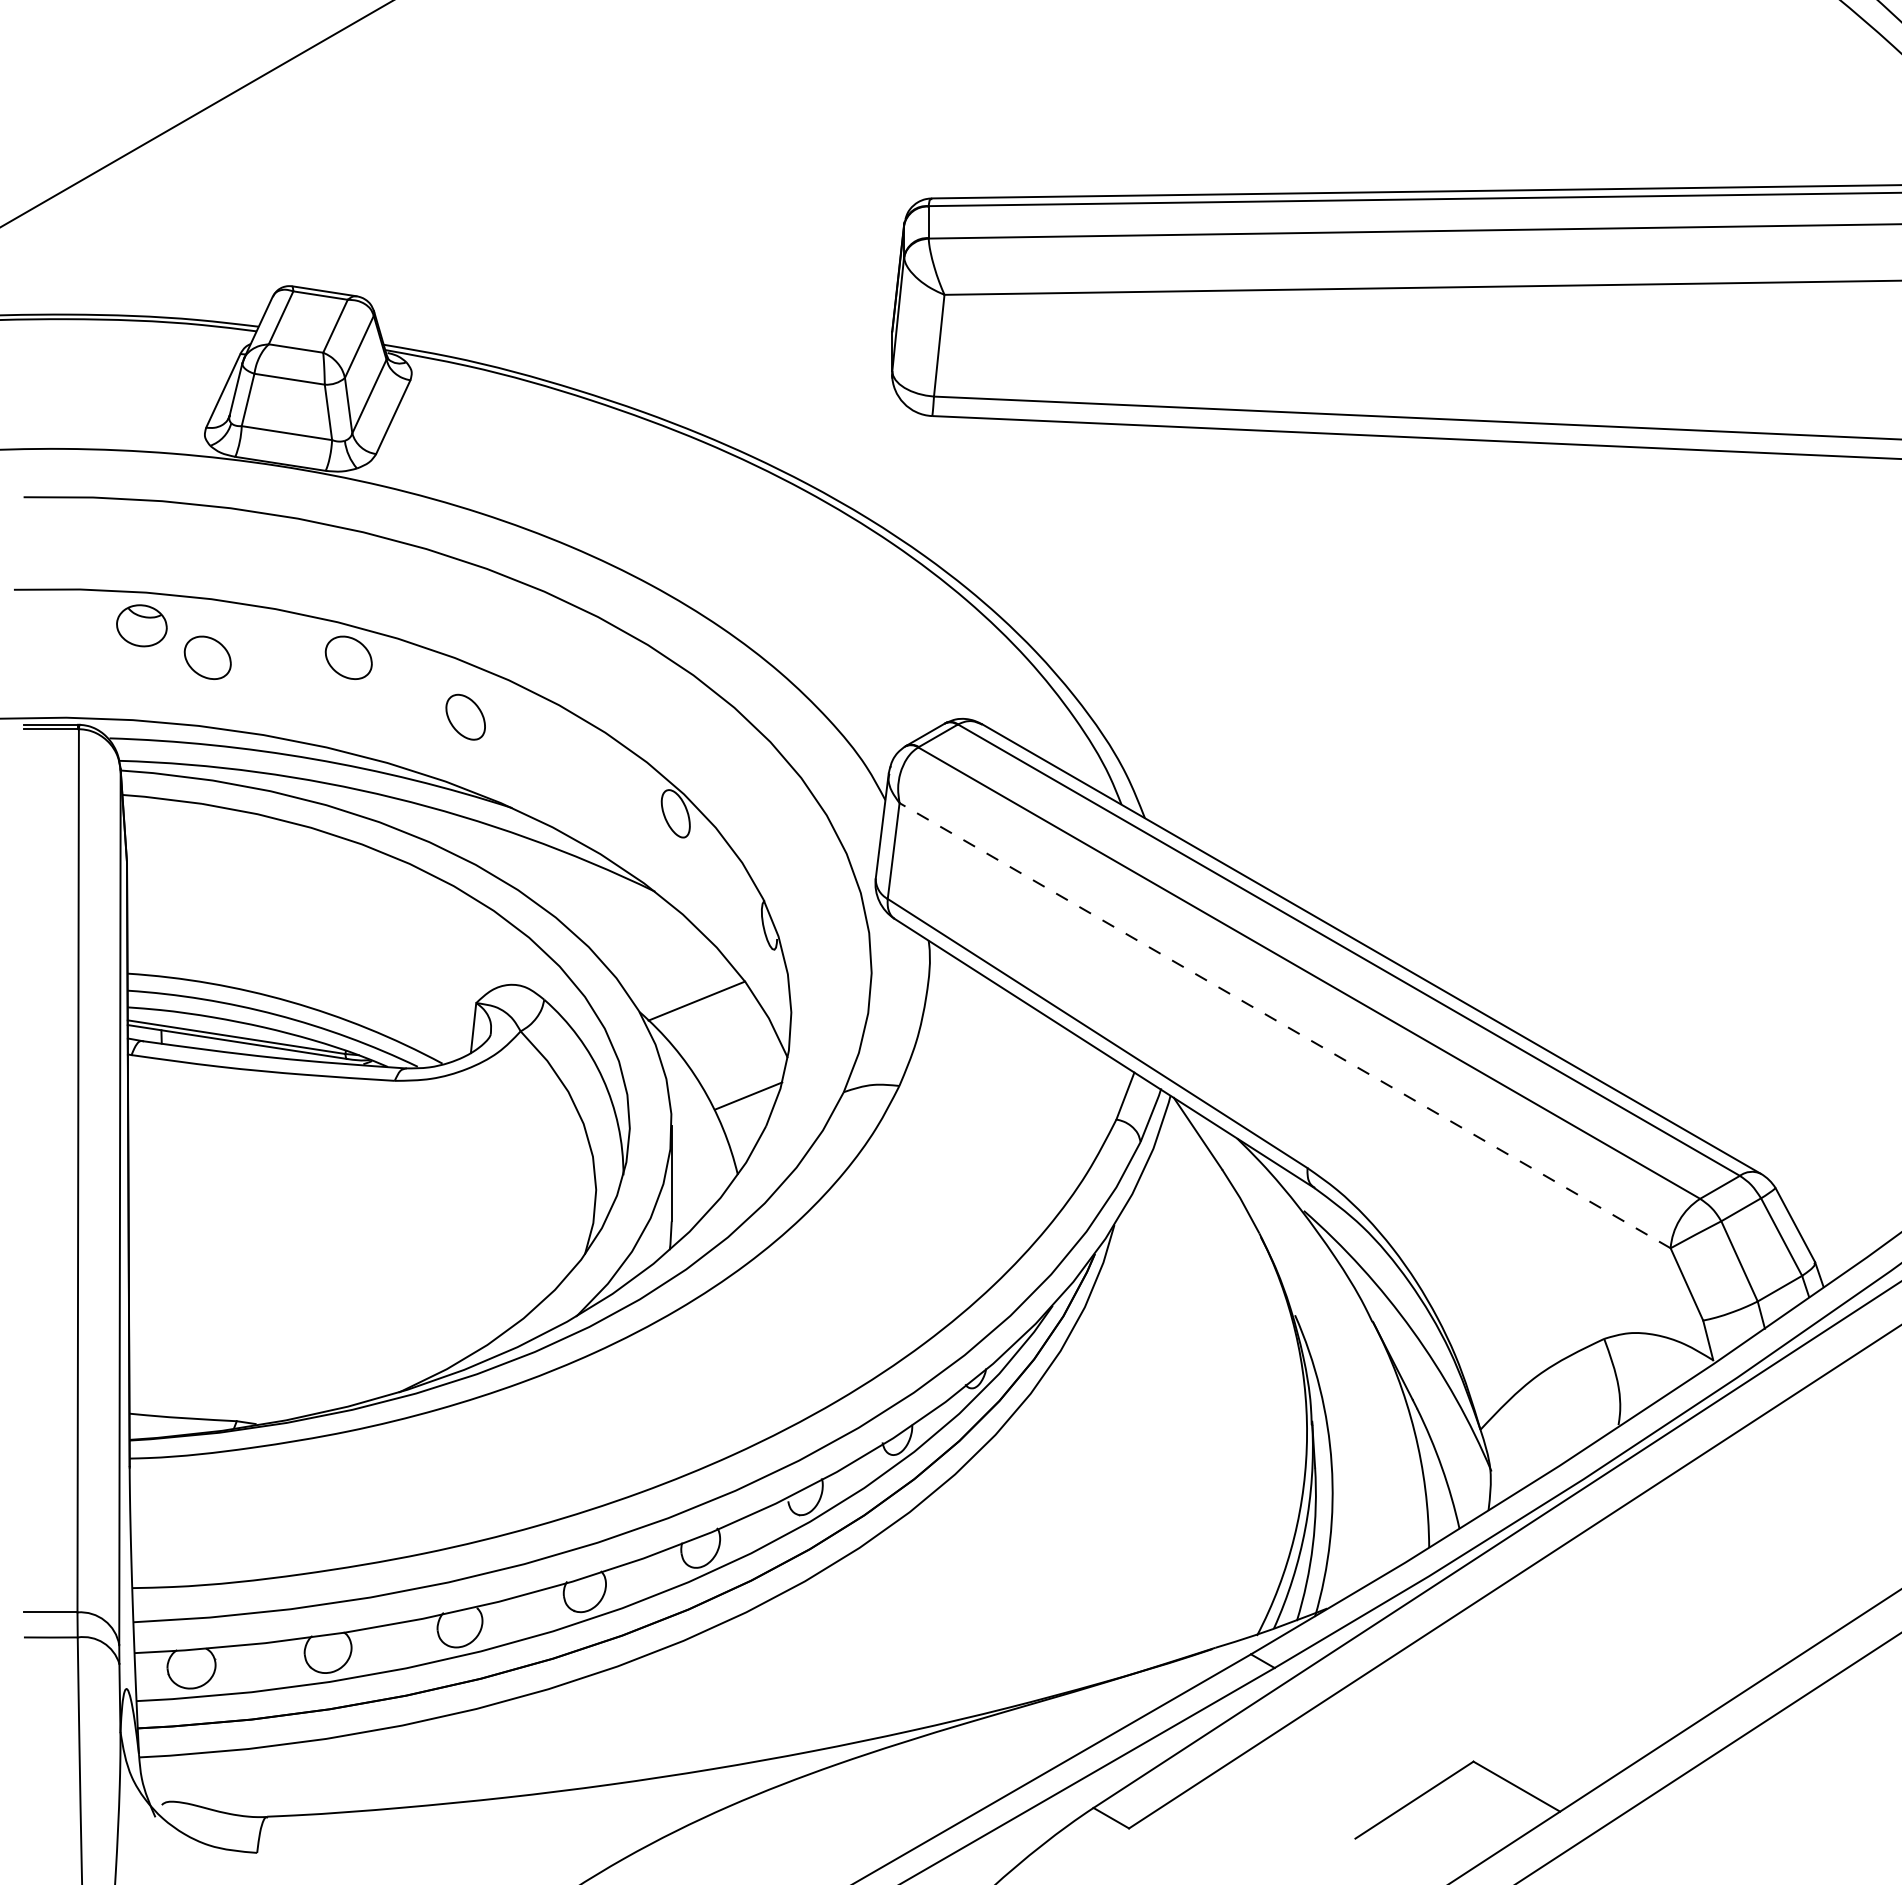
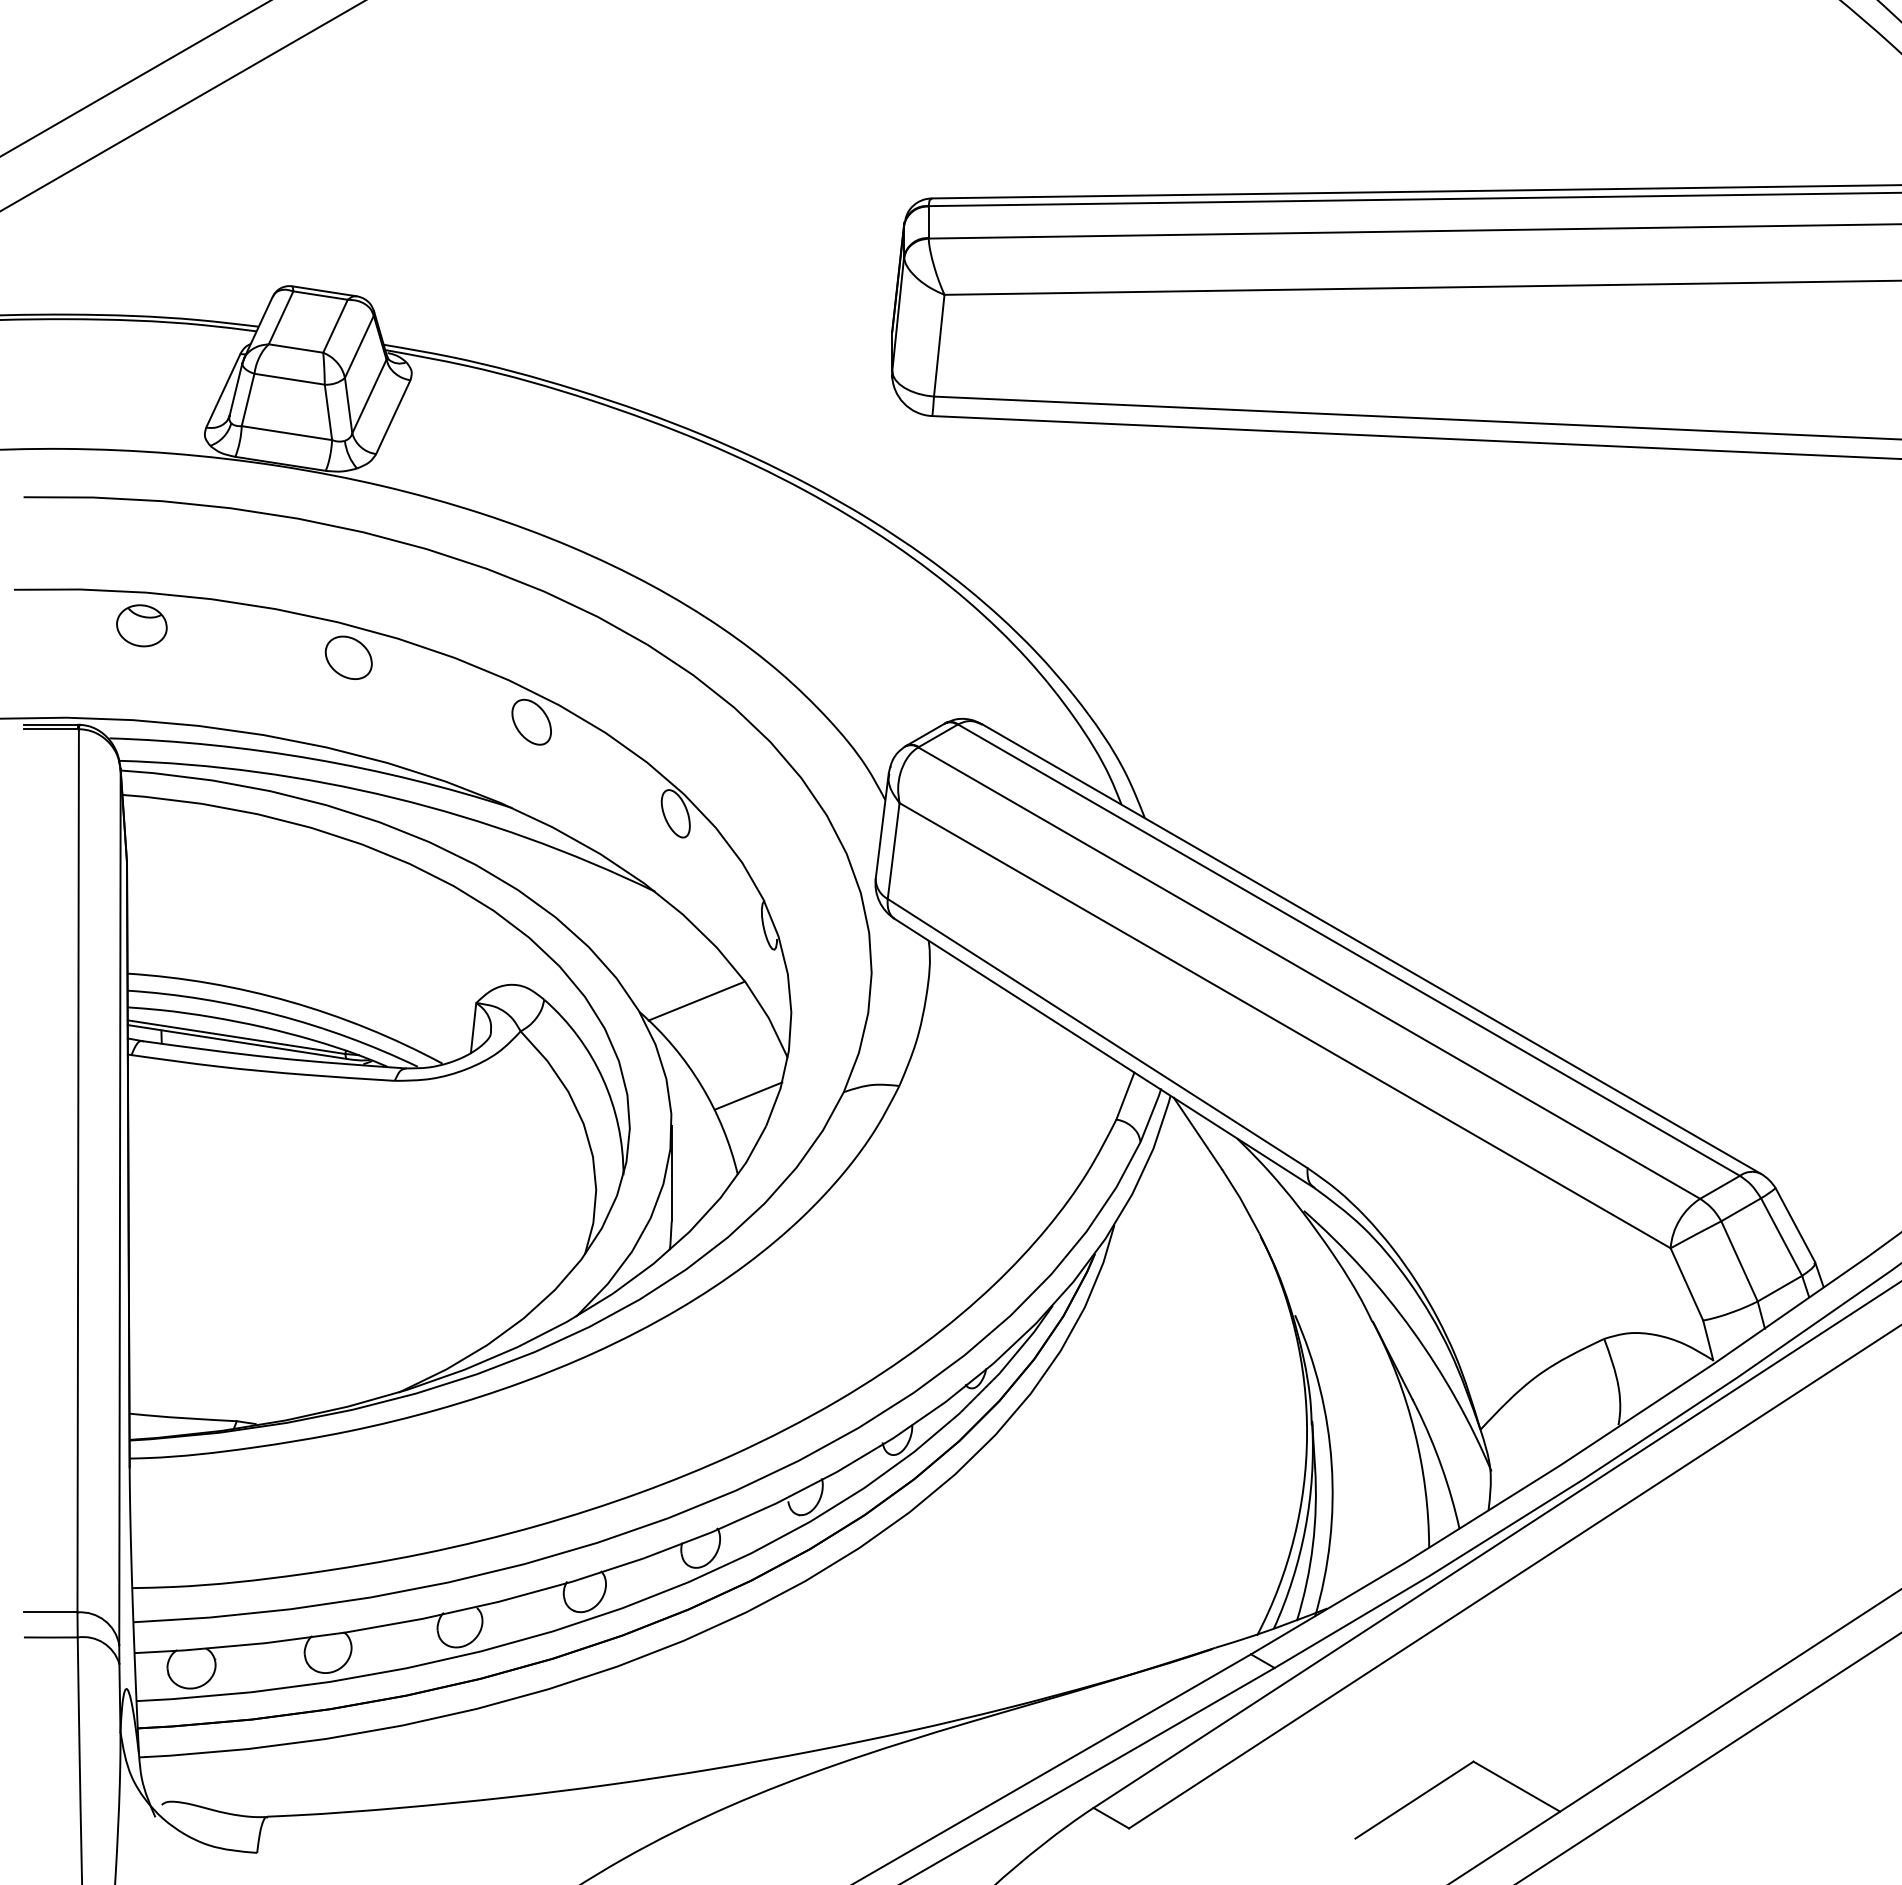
line: none -> present (134, 78)
line position: (196, 114) -> (182, 106) (182, 106)
part: present -> none (207, 657)
part position: (465, 716) -> (531, 721) (531, 721)
line: dashed -> solid (1284, 1025)
